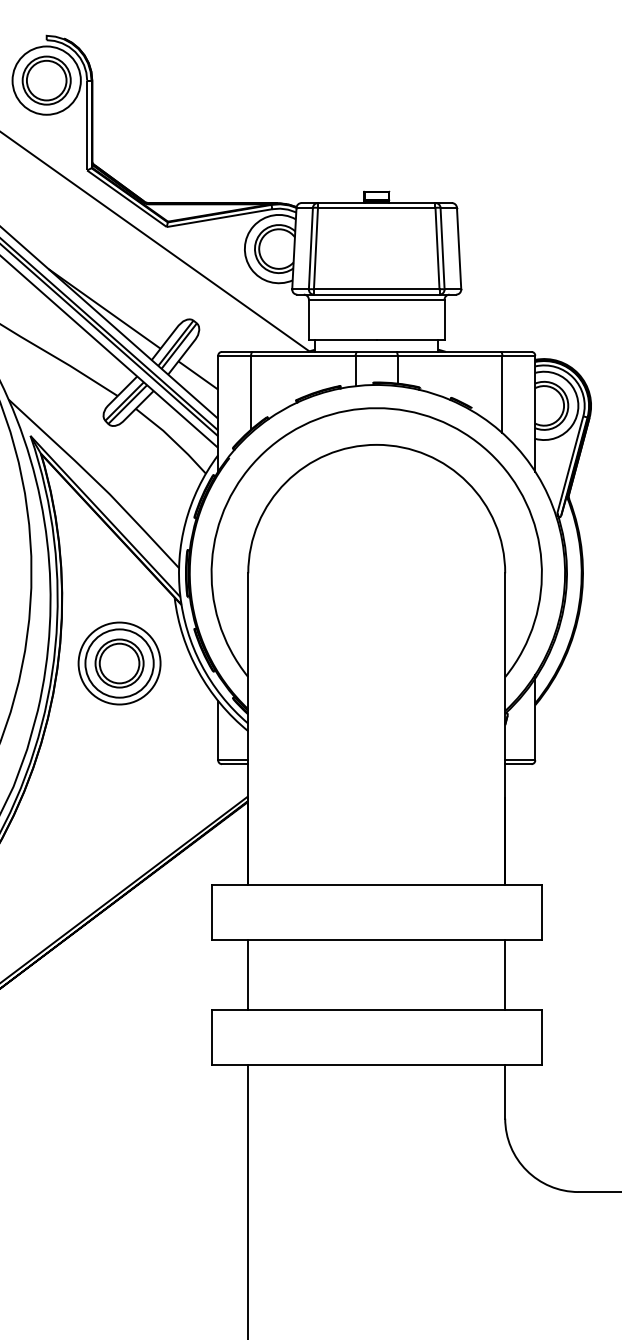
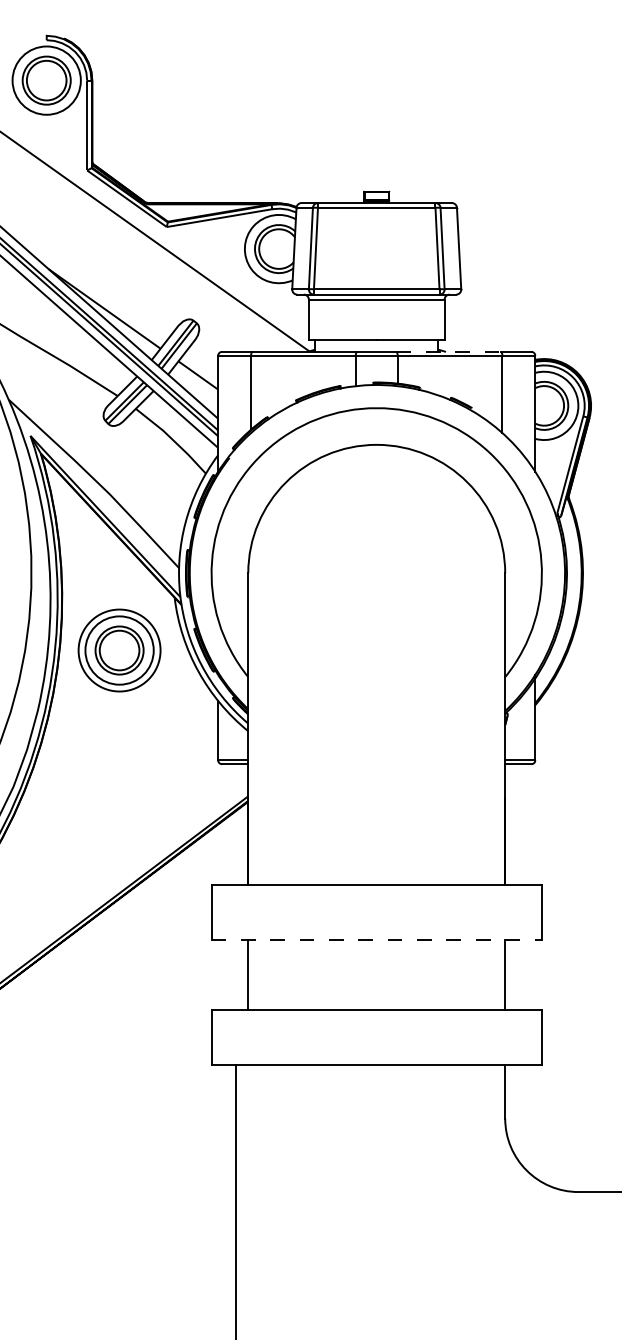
line: solid -> dashed (449, 351)
part position: (119, 663) -> (119, 650) (119, 650)
line: solid -> dashed (377, 939)
line position: (248, 1200) -> (236, 1200) (236, 1200)
